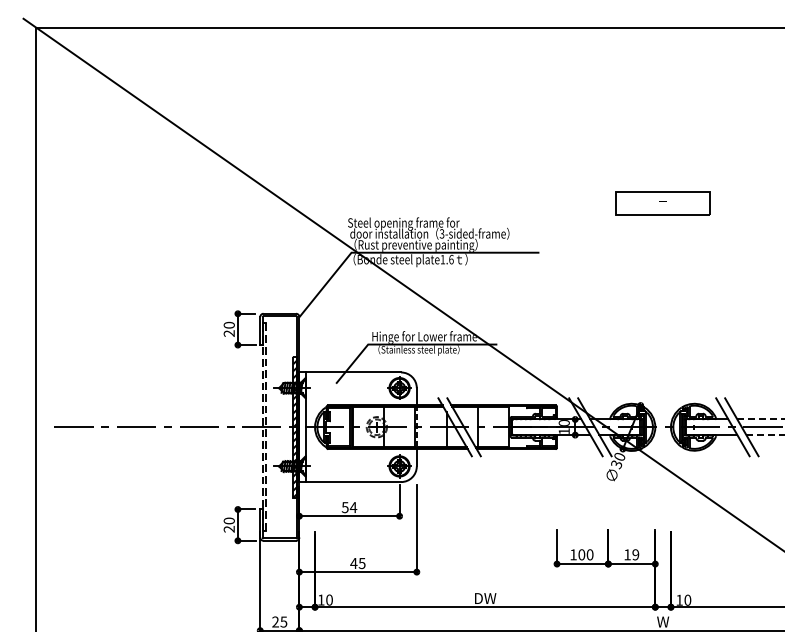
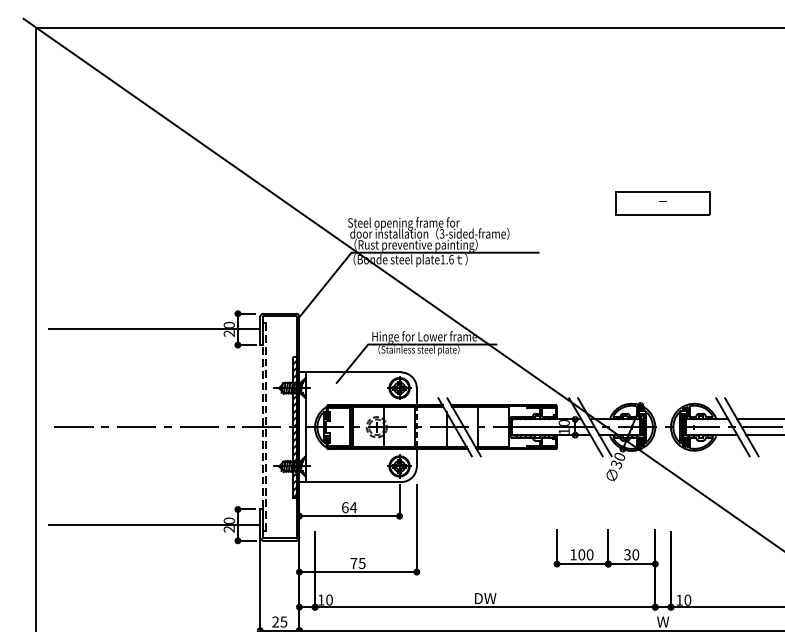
line: none -> present (154, 329)
line: dashed -> solid (761, 419)
line: dashed -> solid (765, 435)
text: 54 -> 64 (344, 507)
line: none -> present (154, 525)
text: 19 -> 30 (631, 554)
text: 45 -> 75 (353, 563)
